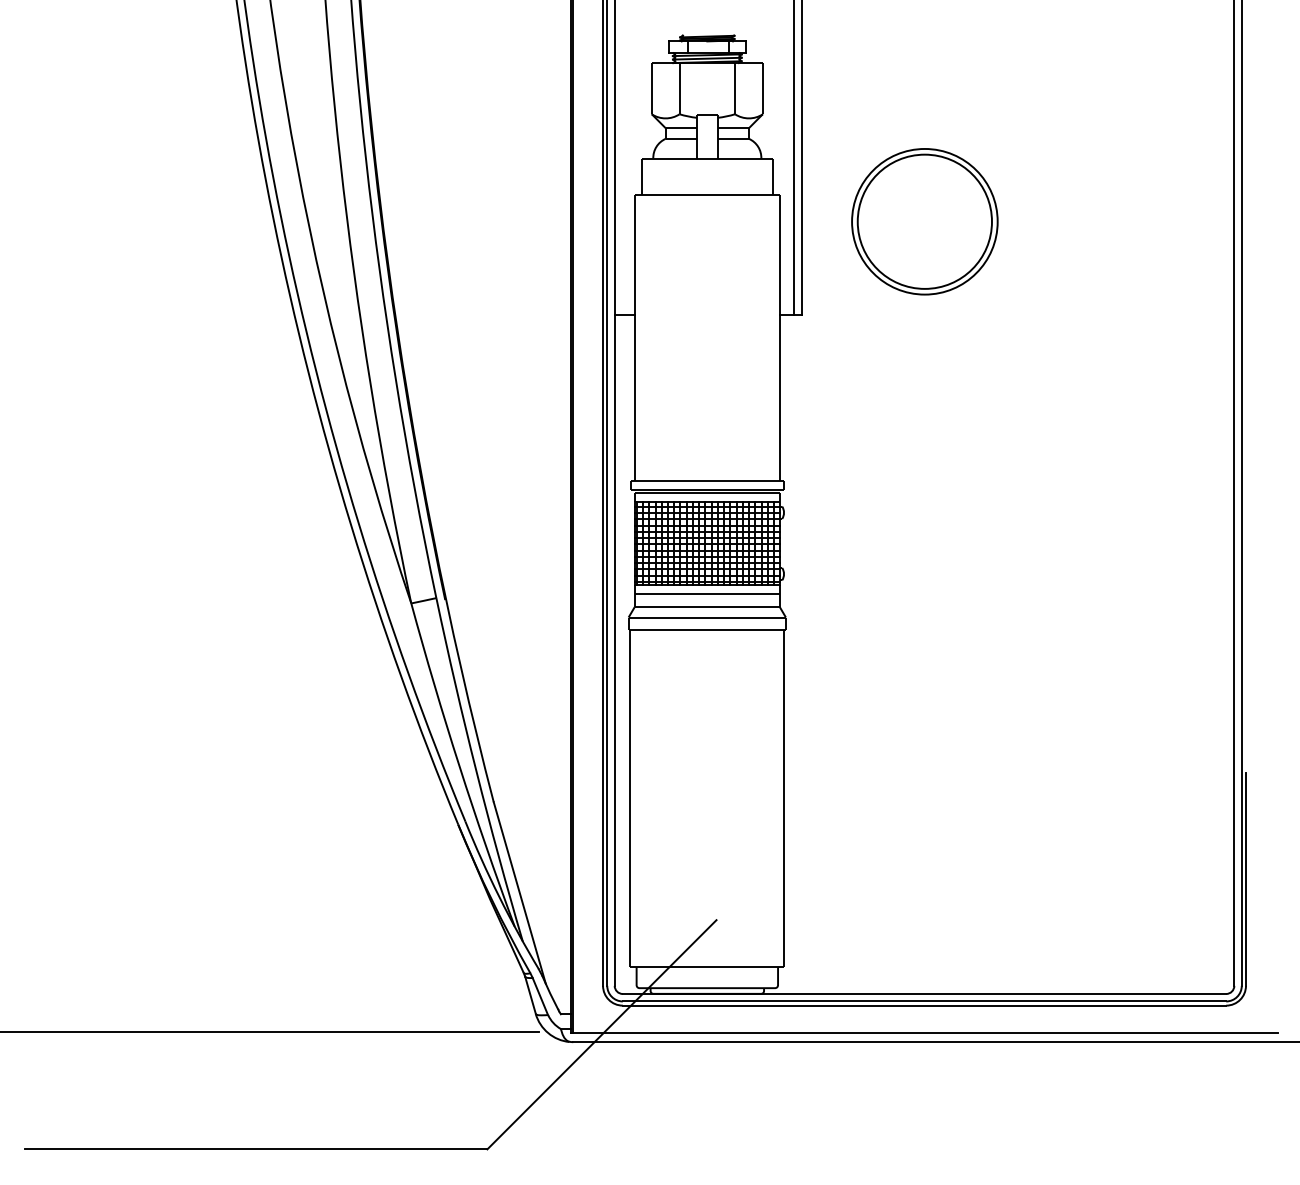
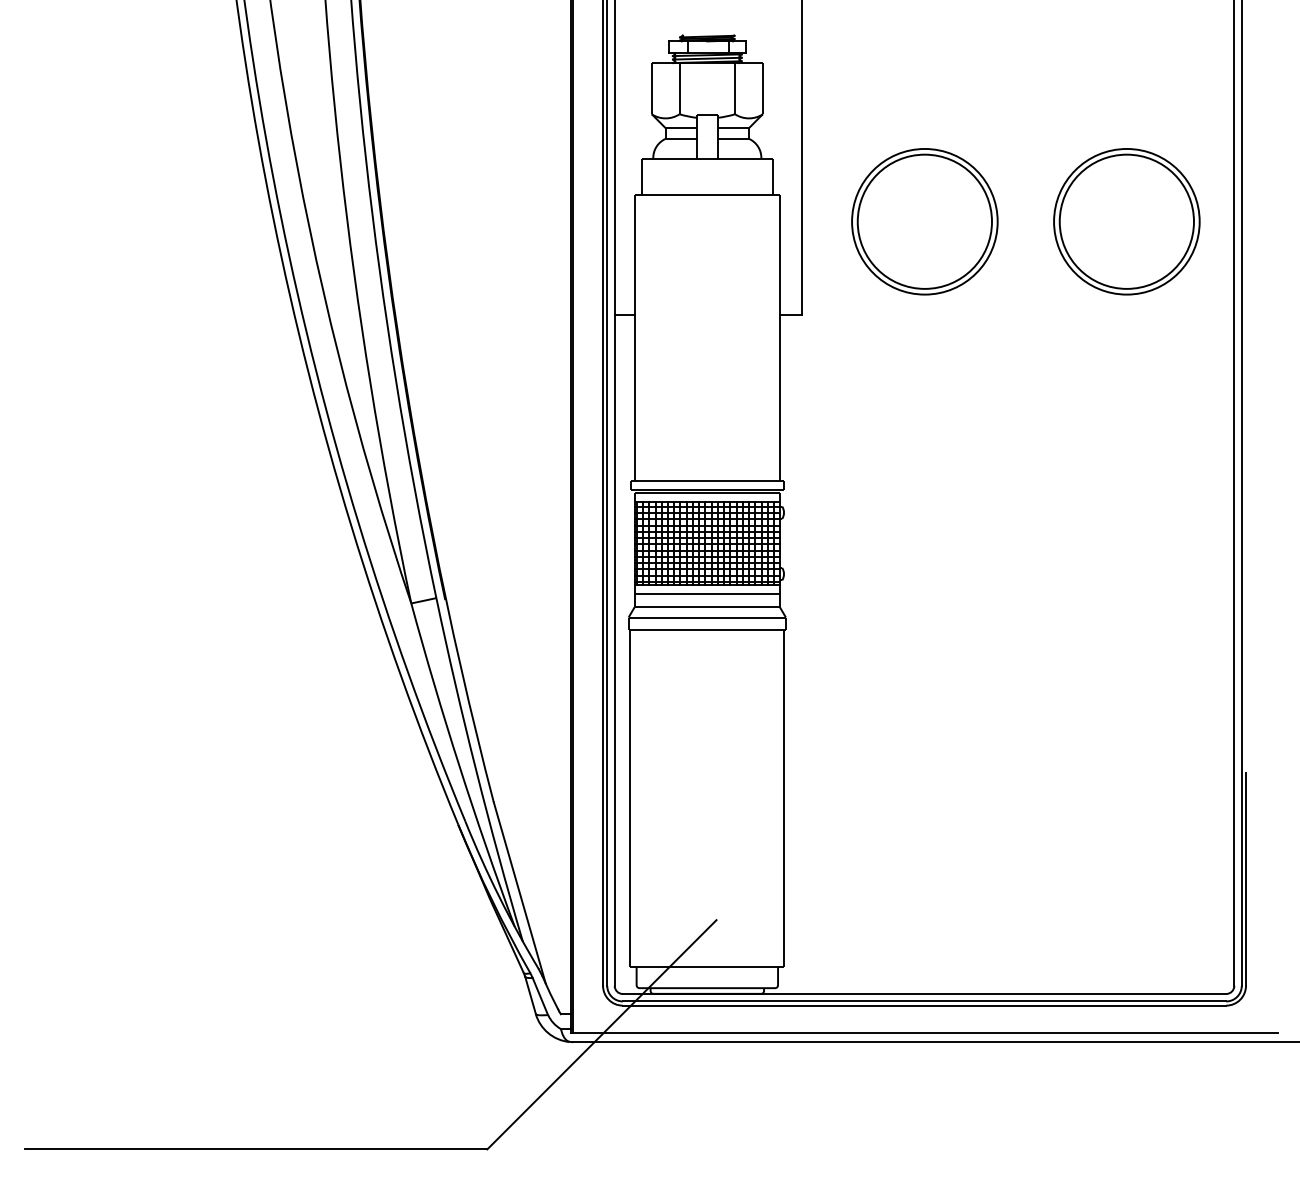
line: present -> none (794, 158)
part: none -> present (1126, 221)
line: present -> none (270, 1031)
